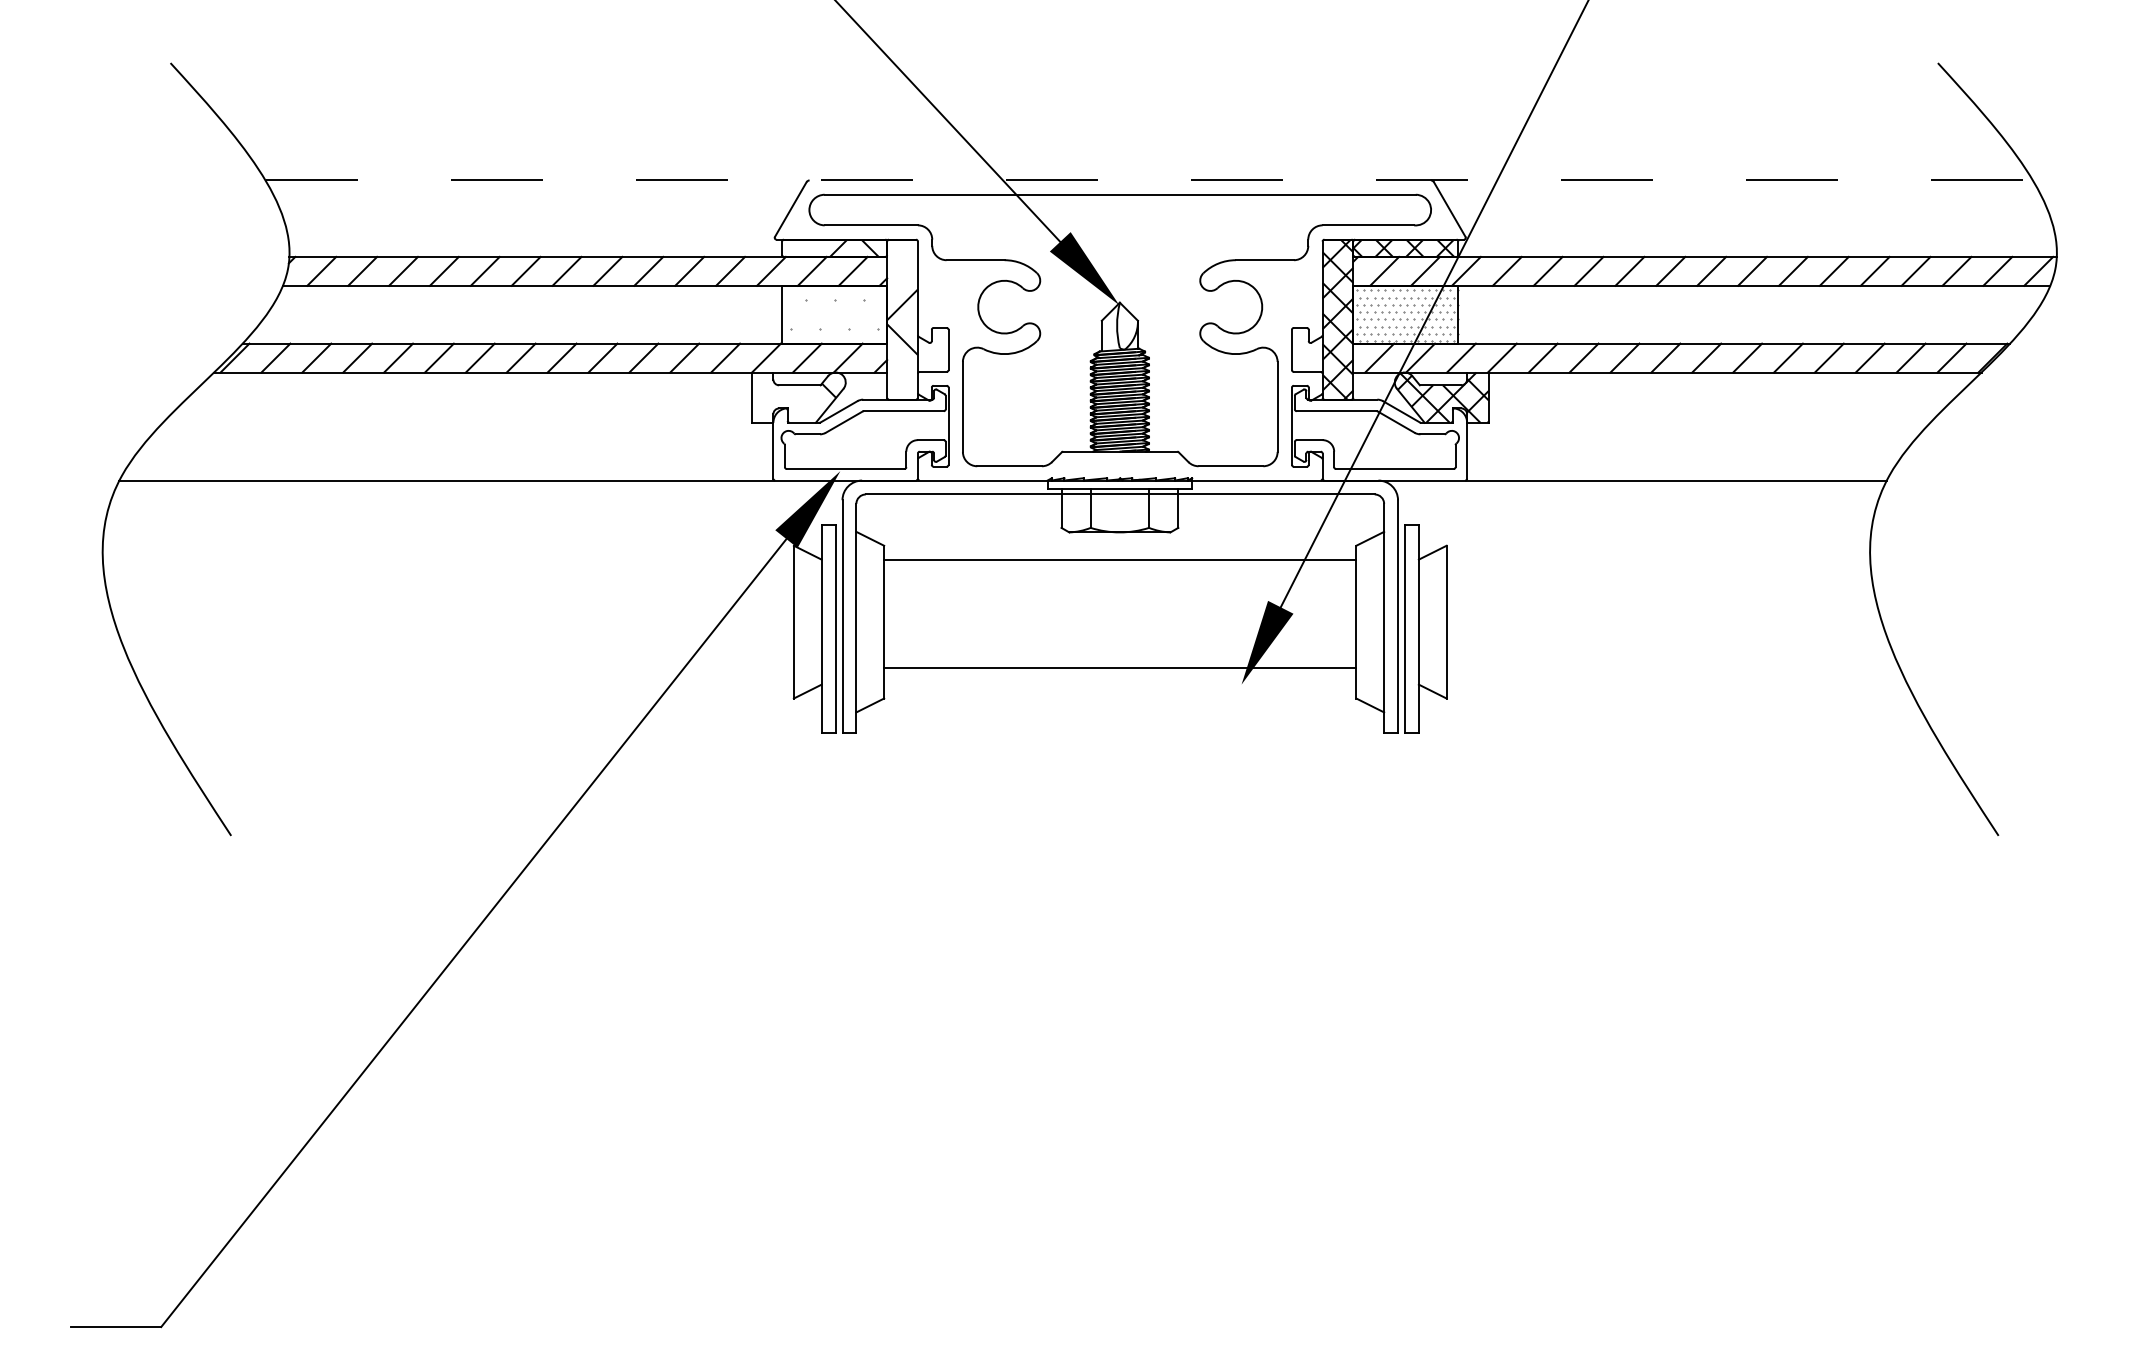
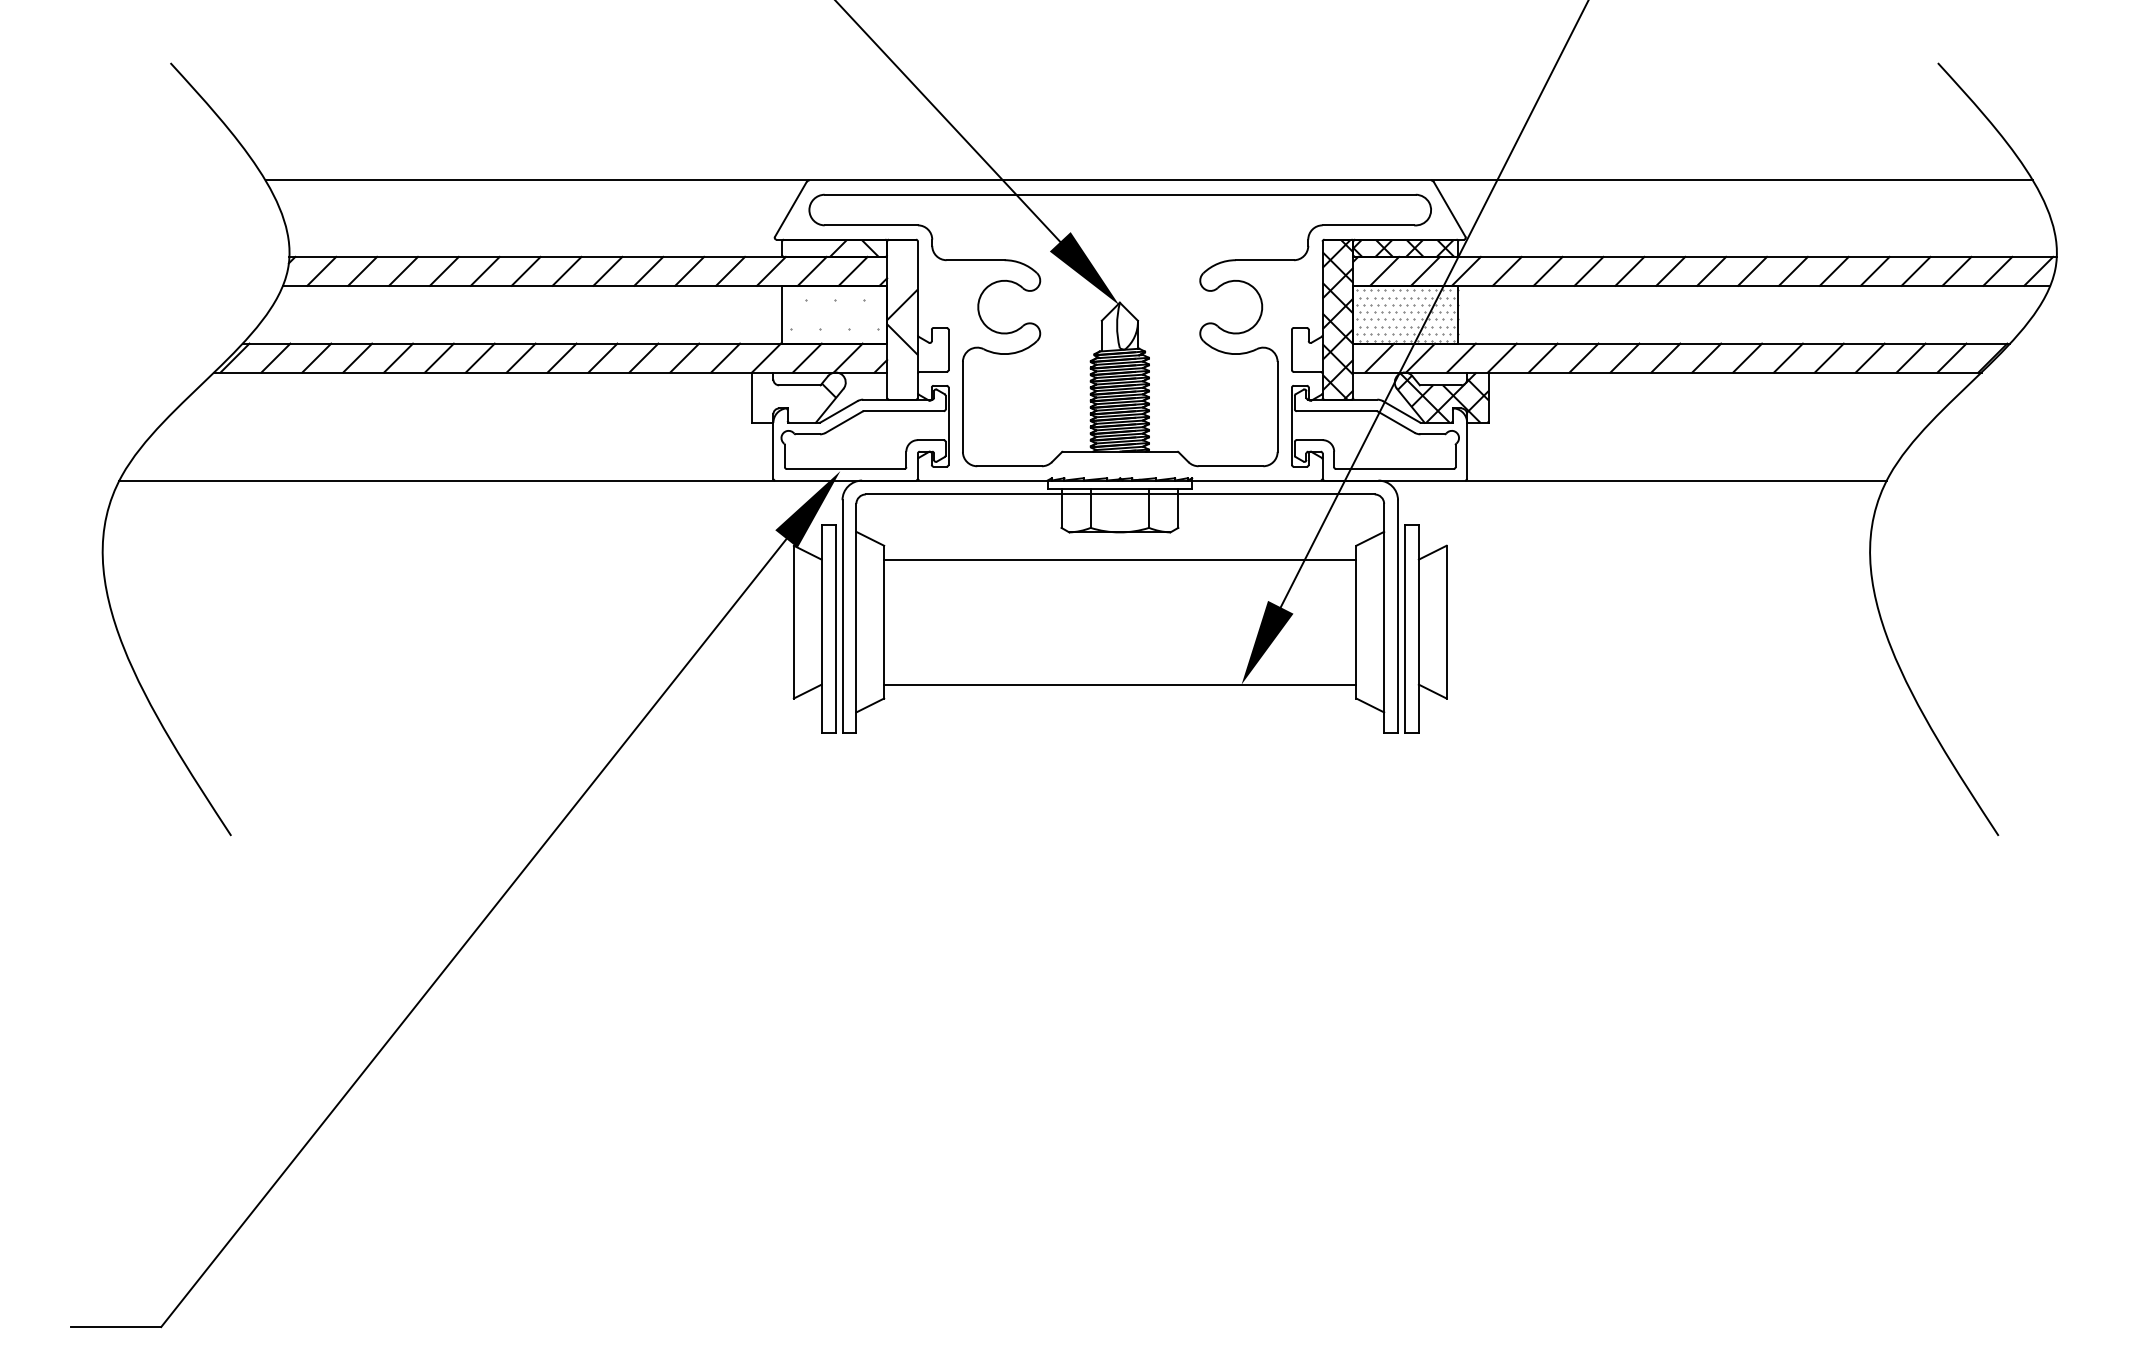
line: dashed -> solid (1149, 180)
line position: (1120, 667) -> (1120, 684) (1120, 684)
